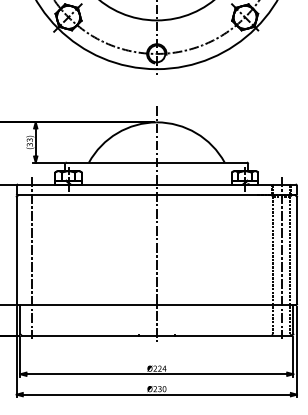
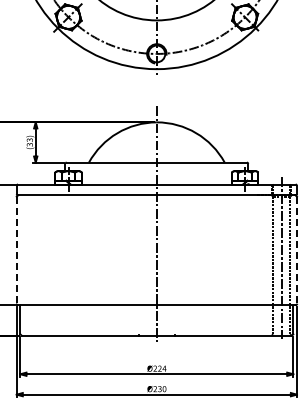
line: solid -> dashed (16, 250)
line: solid -> dashed (296, 250)
line: present -> none (31, 257)
